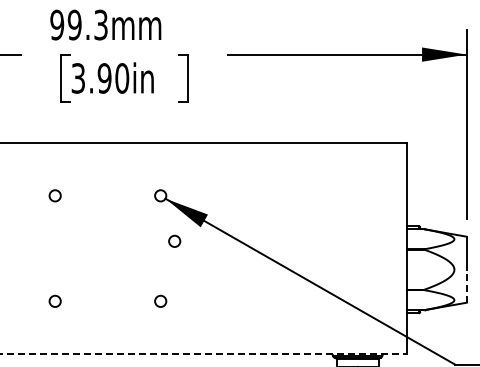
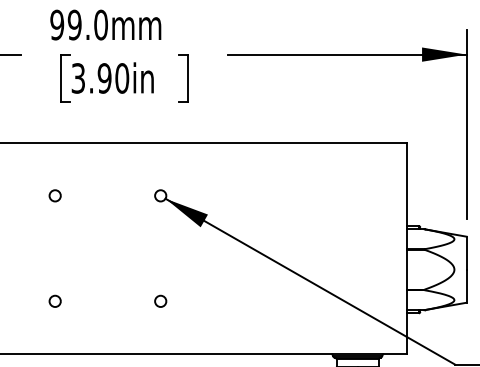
text: 99.3mm -> 99.0mm (100, 24)
circle: present -> none (174, 240)
line: dashed -> solid (466, 286)
line: dashed -> solid (203, 354)
